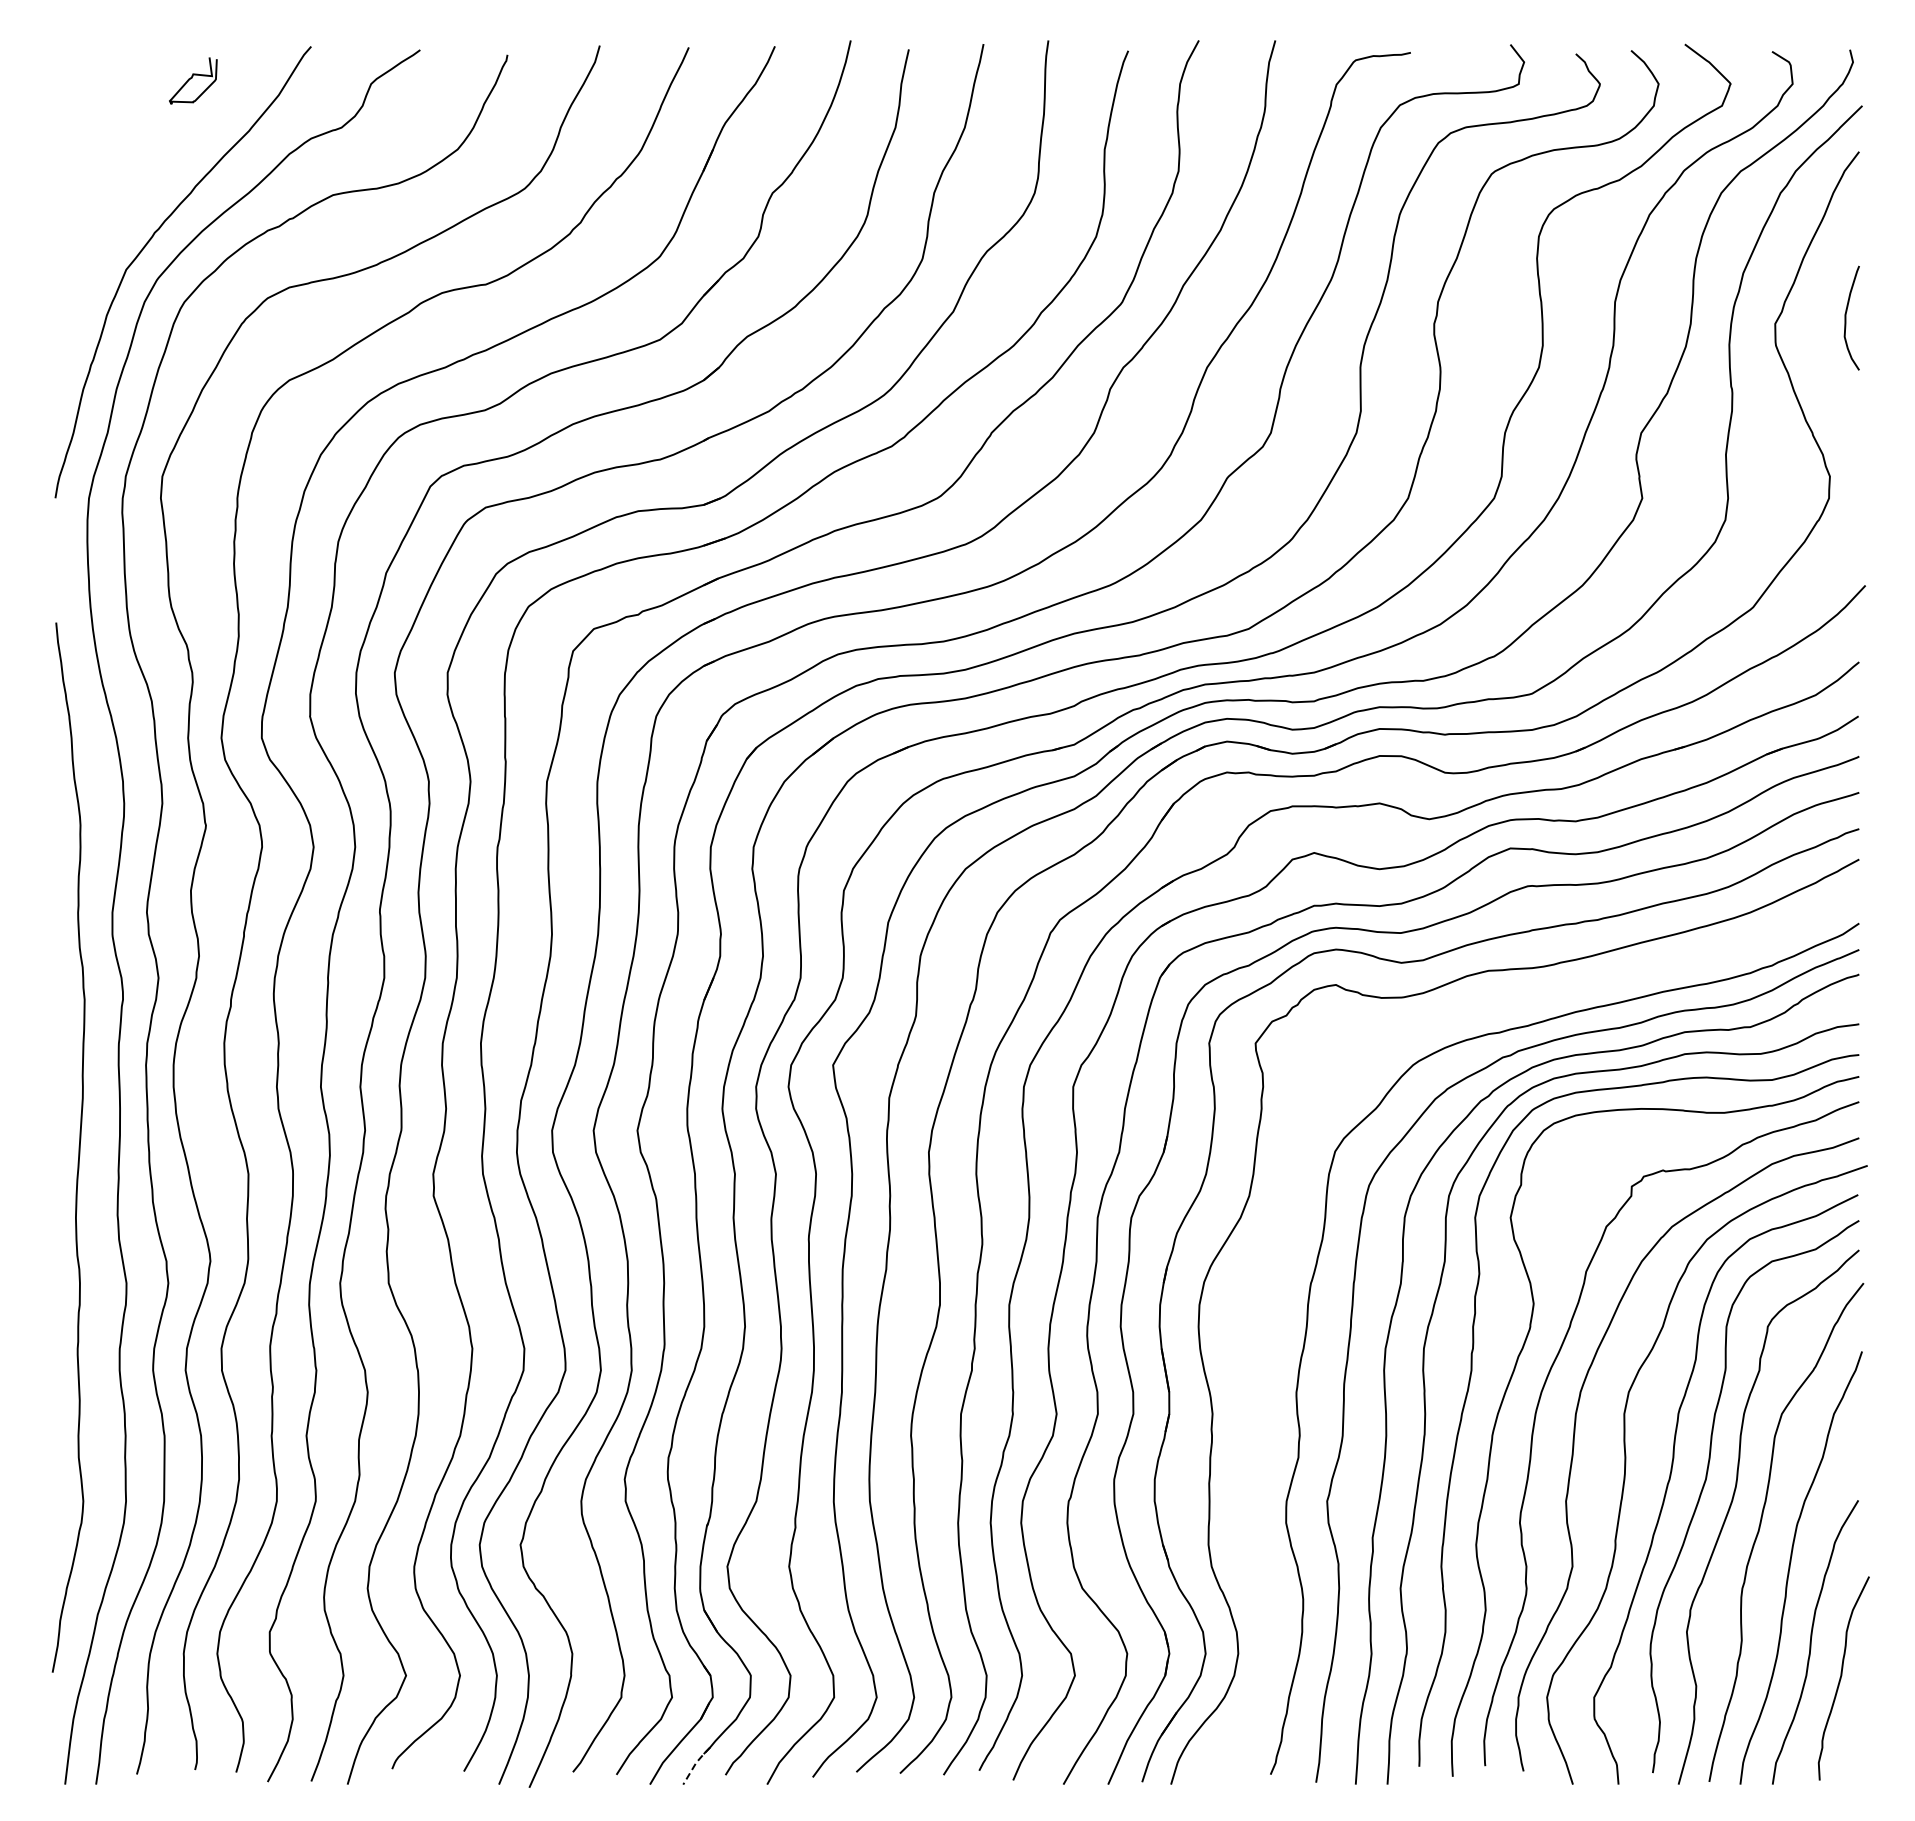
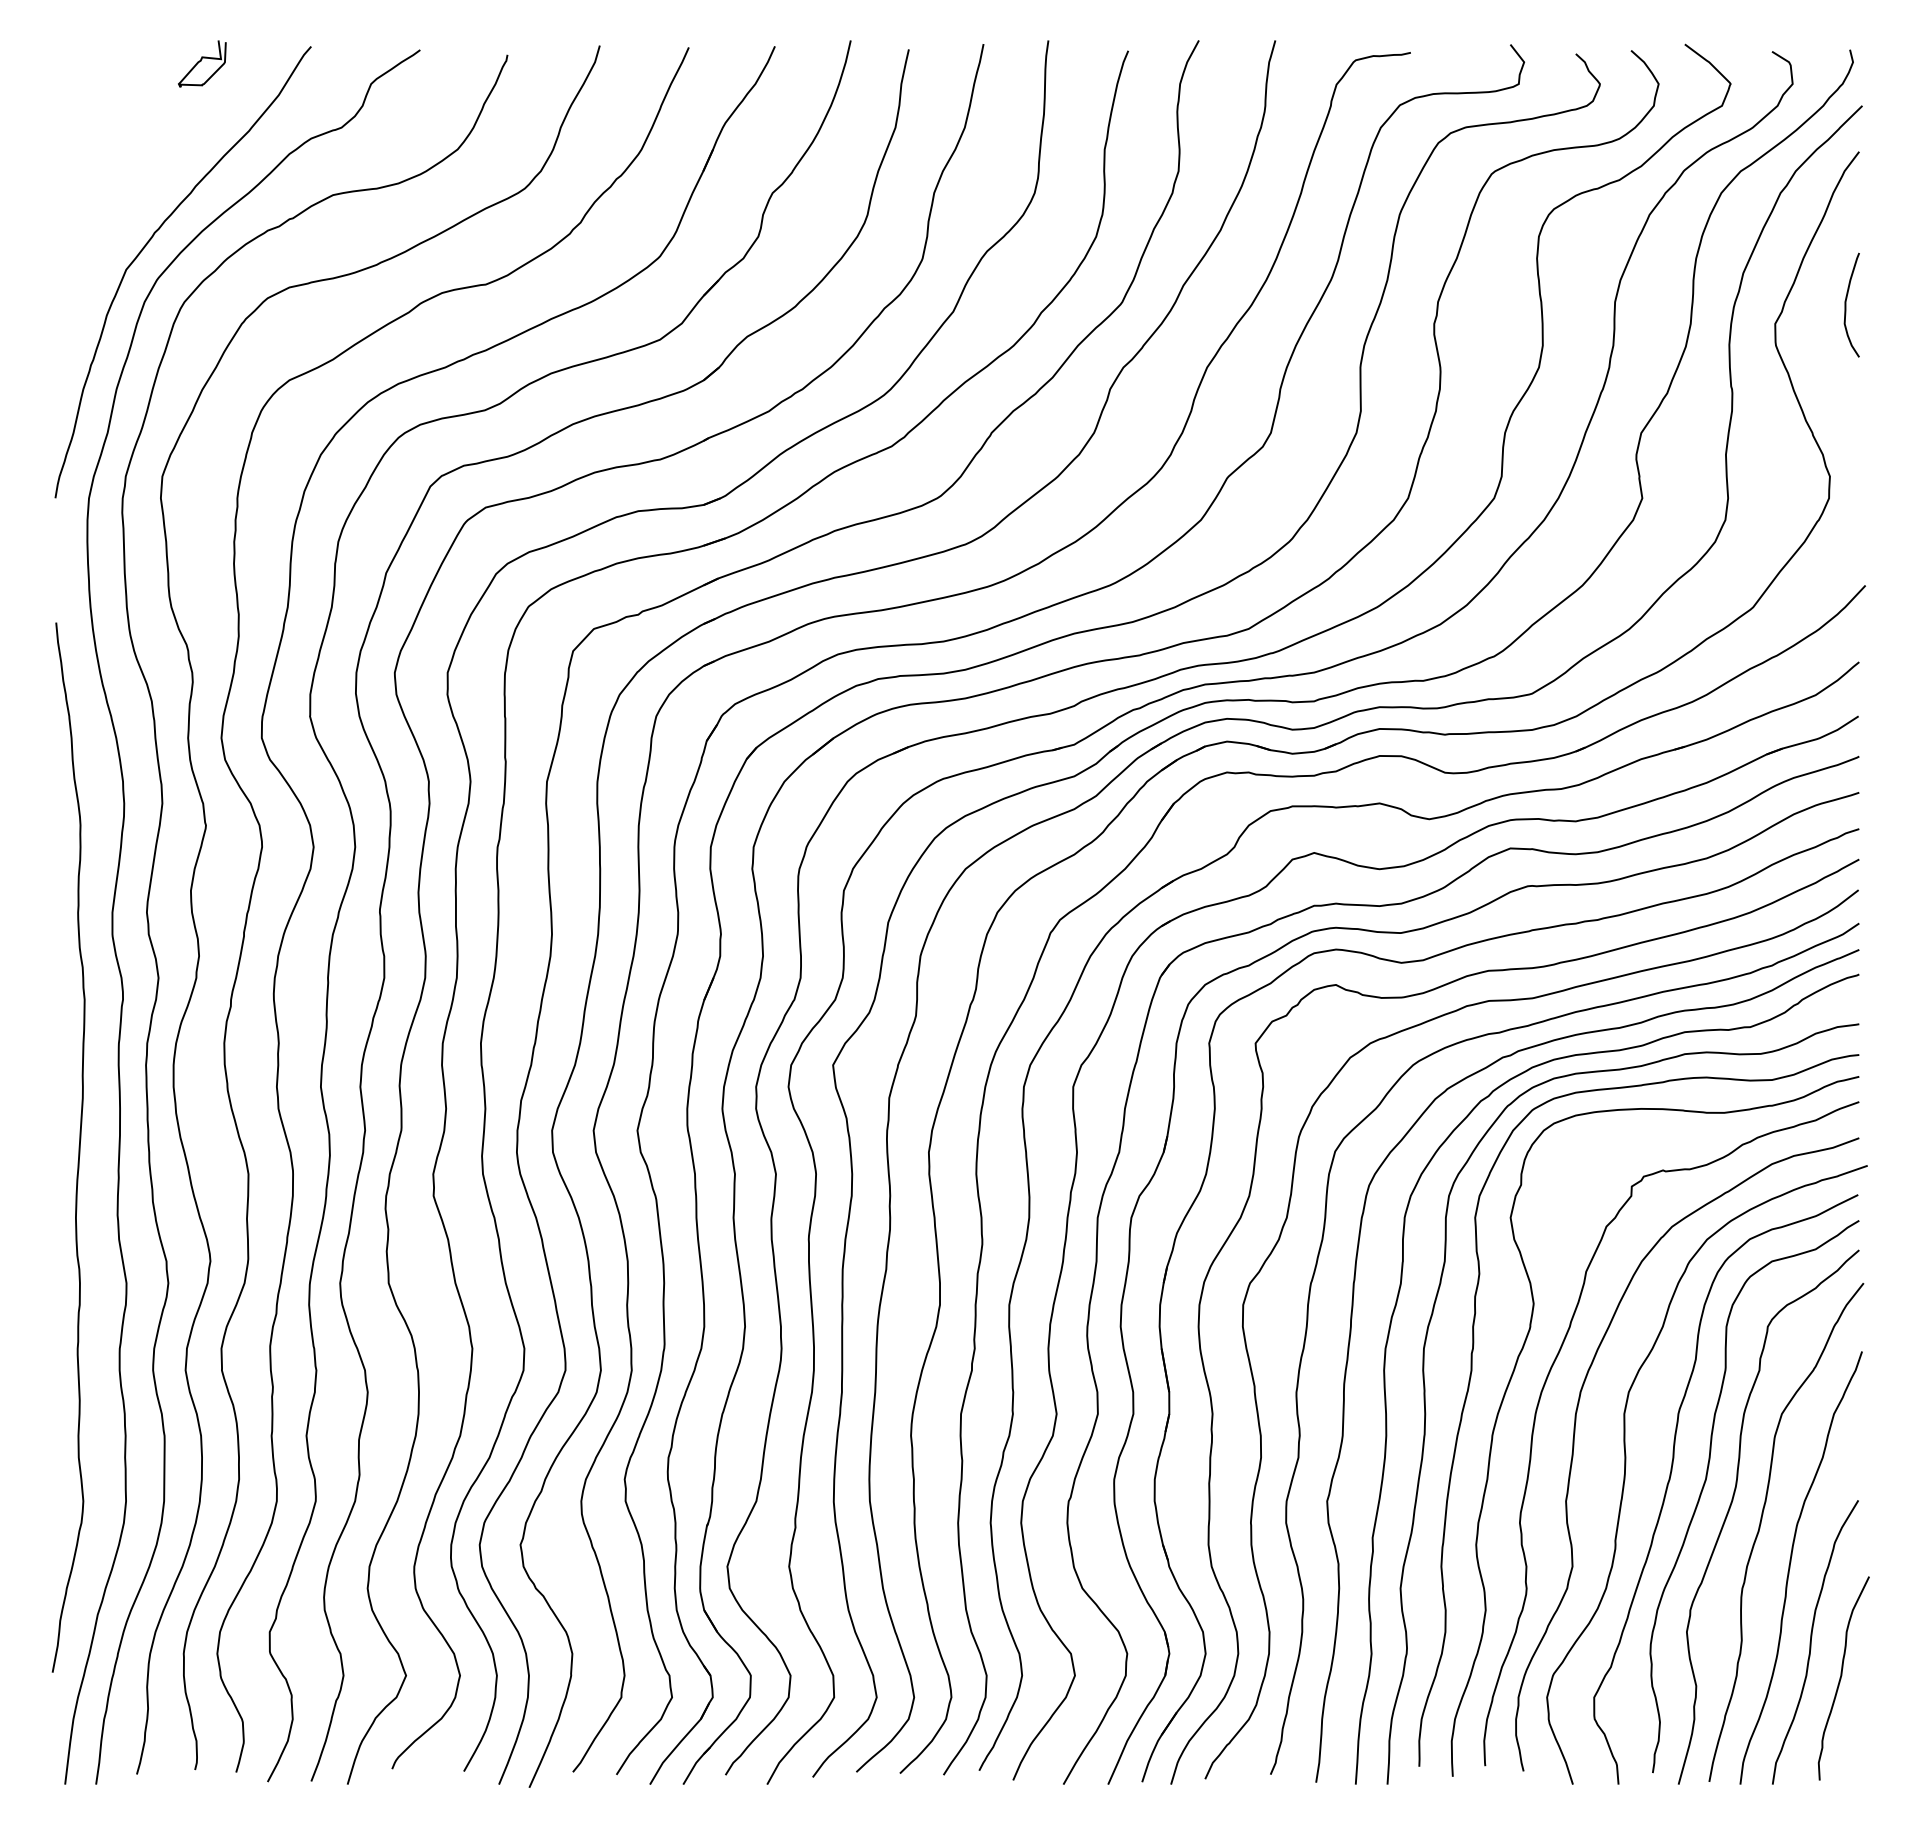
curve position: (192, 78) -> (201, 61) (201, 61)
curve position: (1846, 317) -> (1846, 304) (1846, 304)
curve: none -> present (1280, 1238)
line: dashed -> solid (695, 1763)
